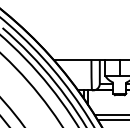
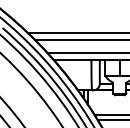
line: none -> present (77, 33)
line: none -> present (80, 40)
line: none -> present (86, 53)
